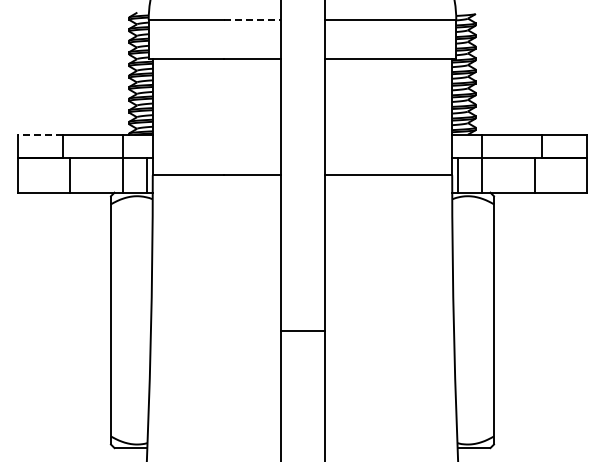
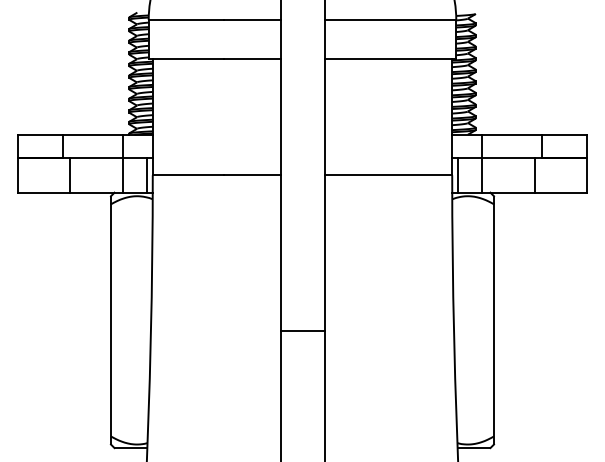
line: dashed -> solid (252, 20)
line: dashed -> solid (40, 134)
